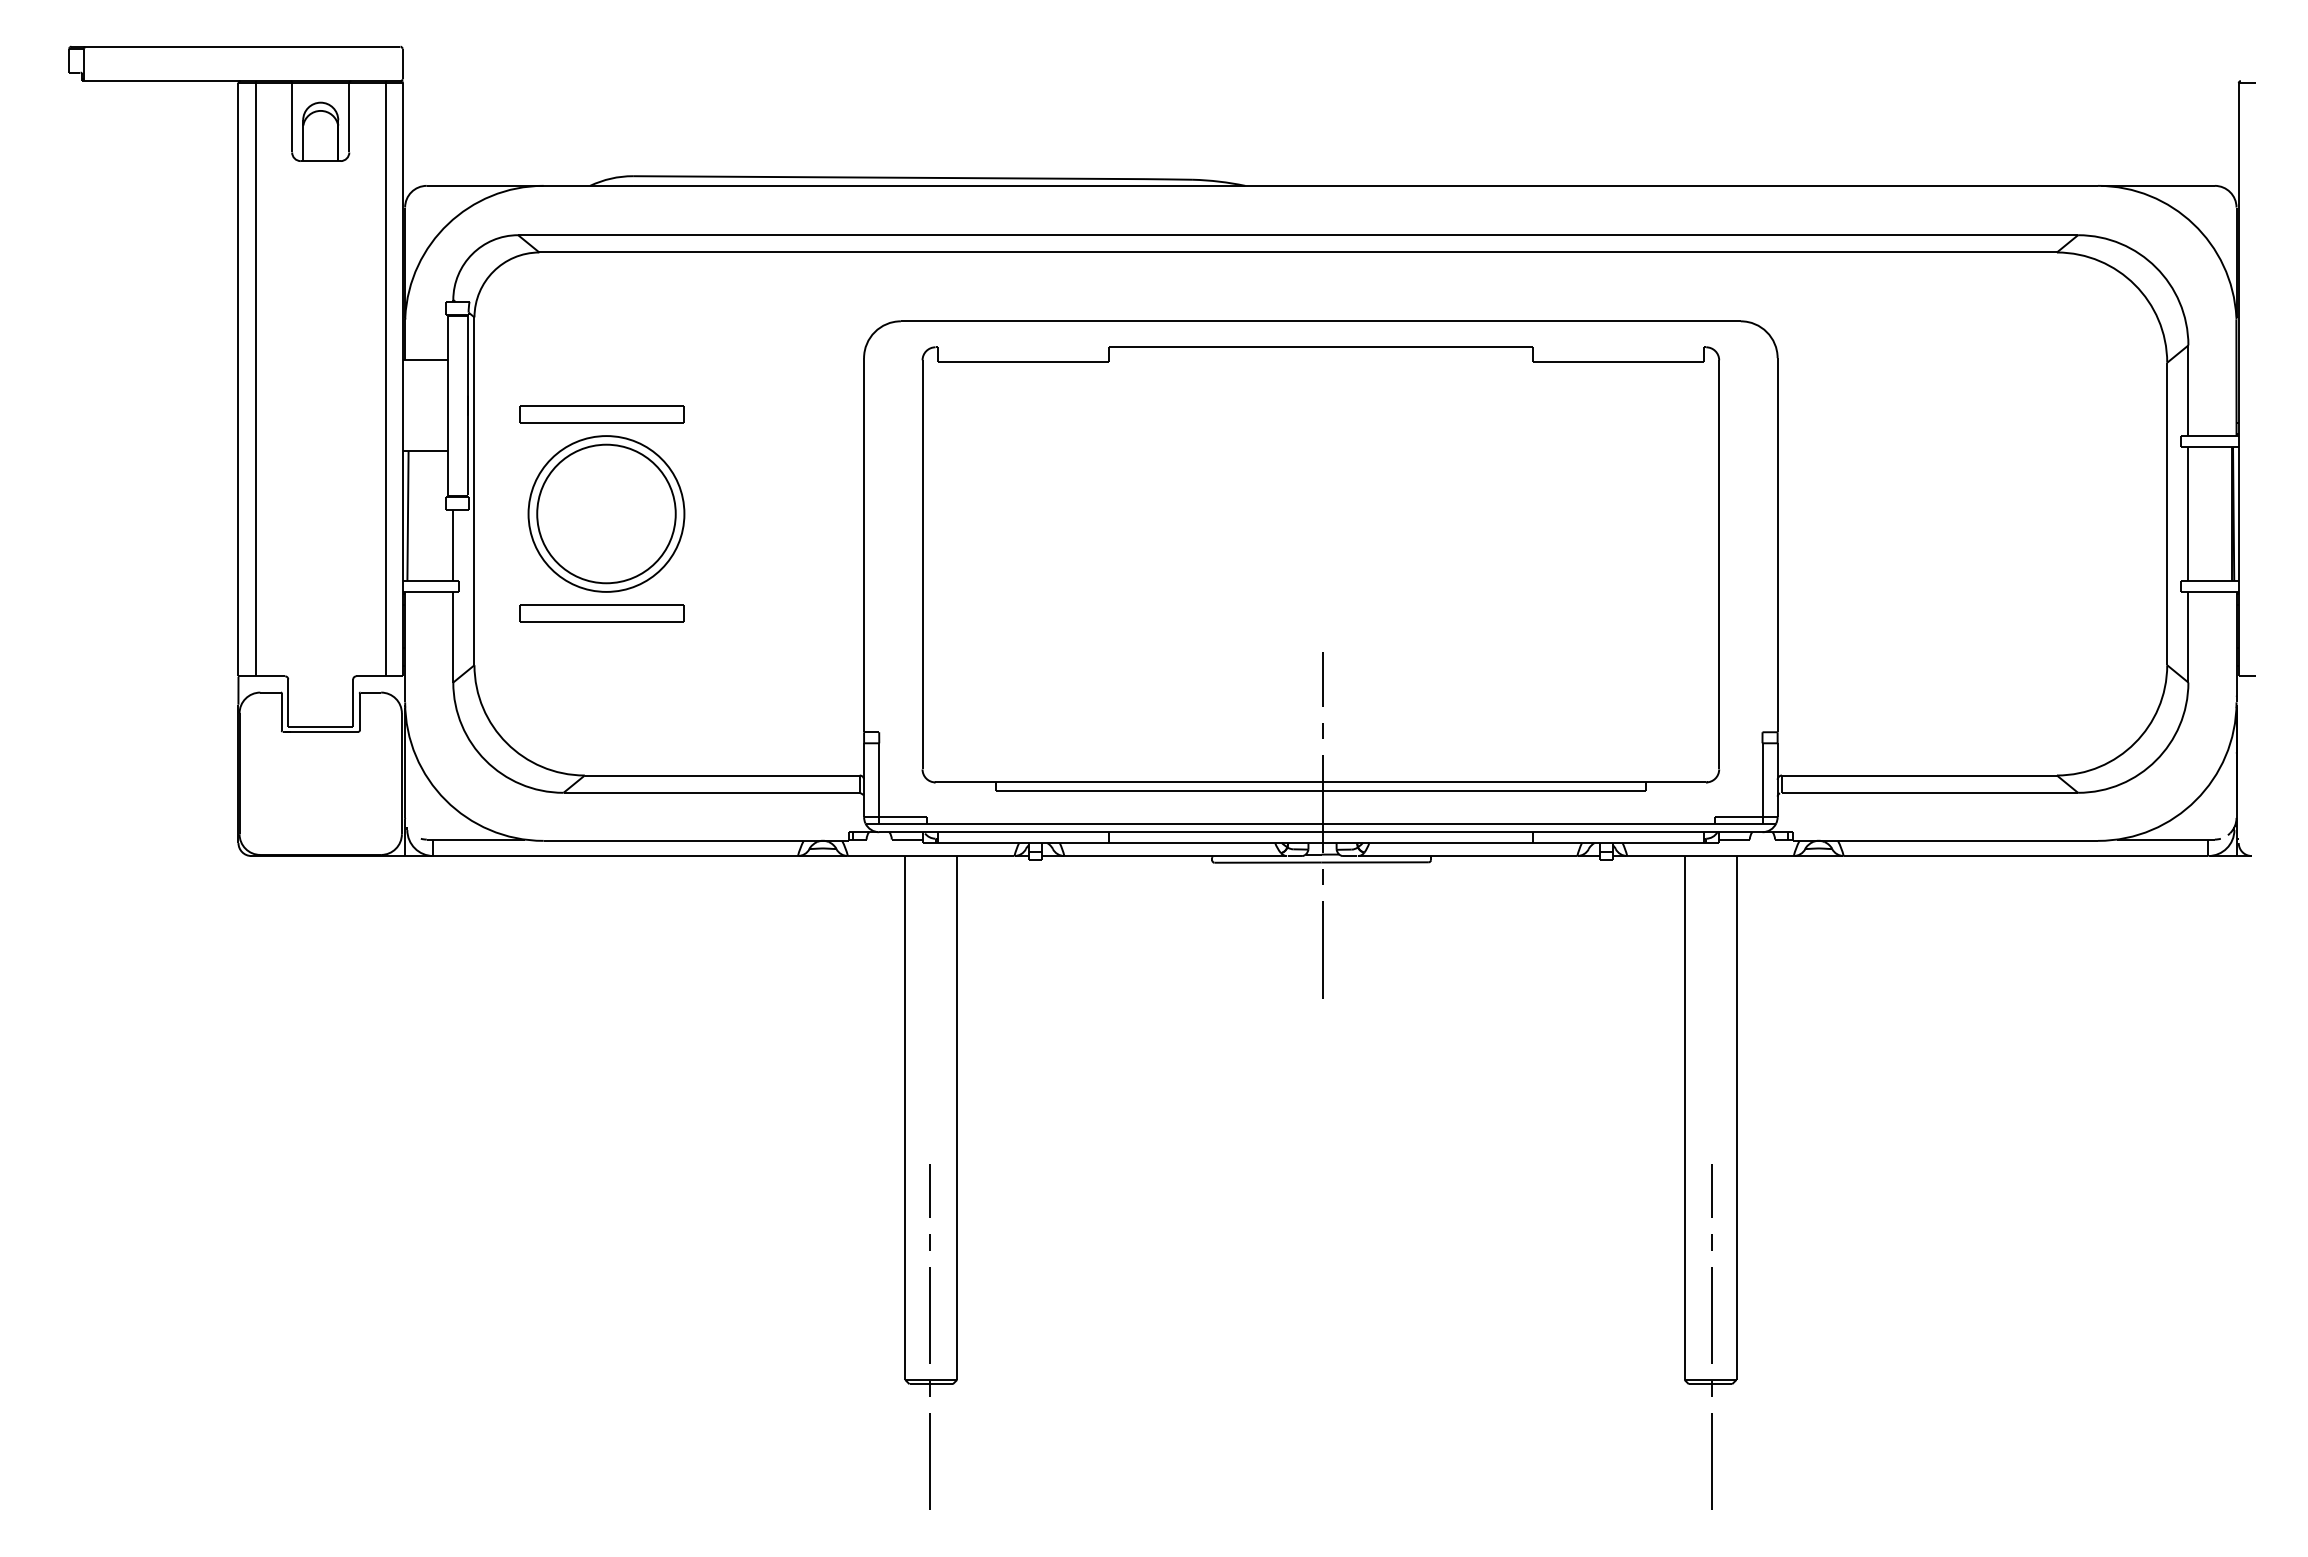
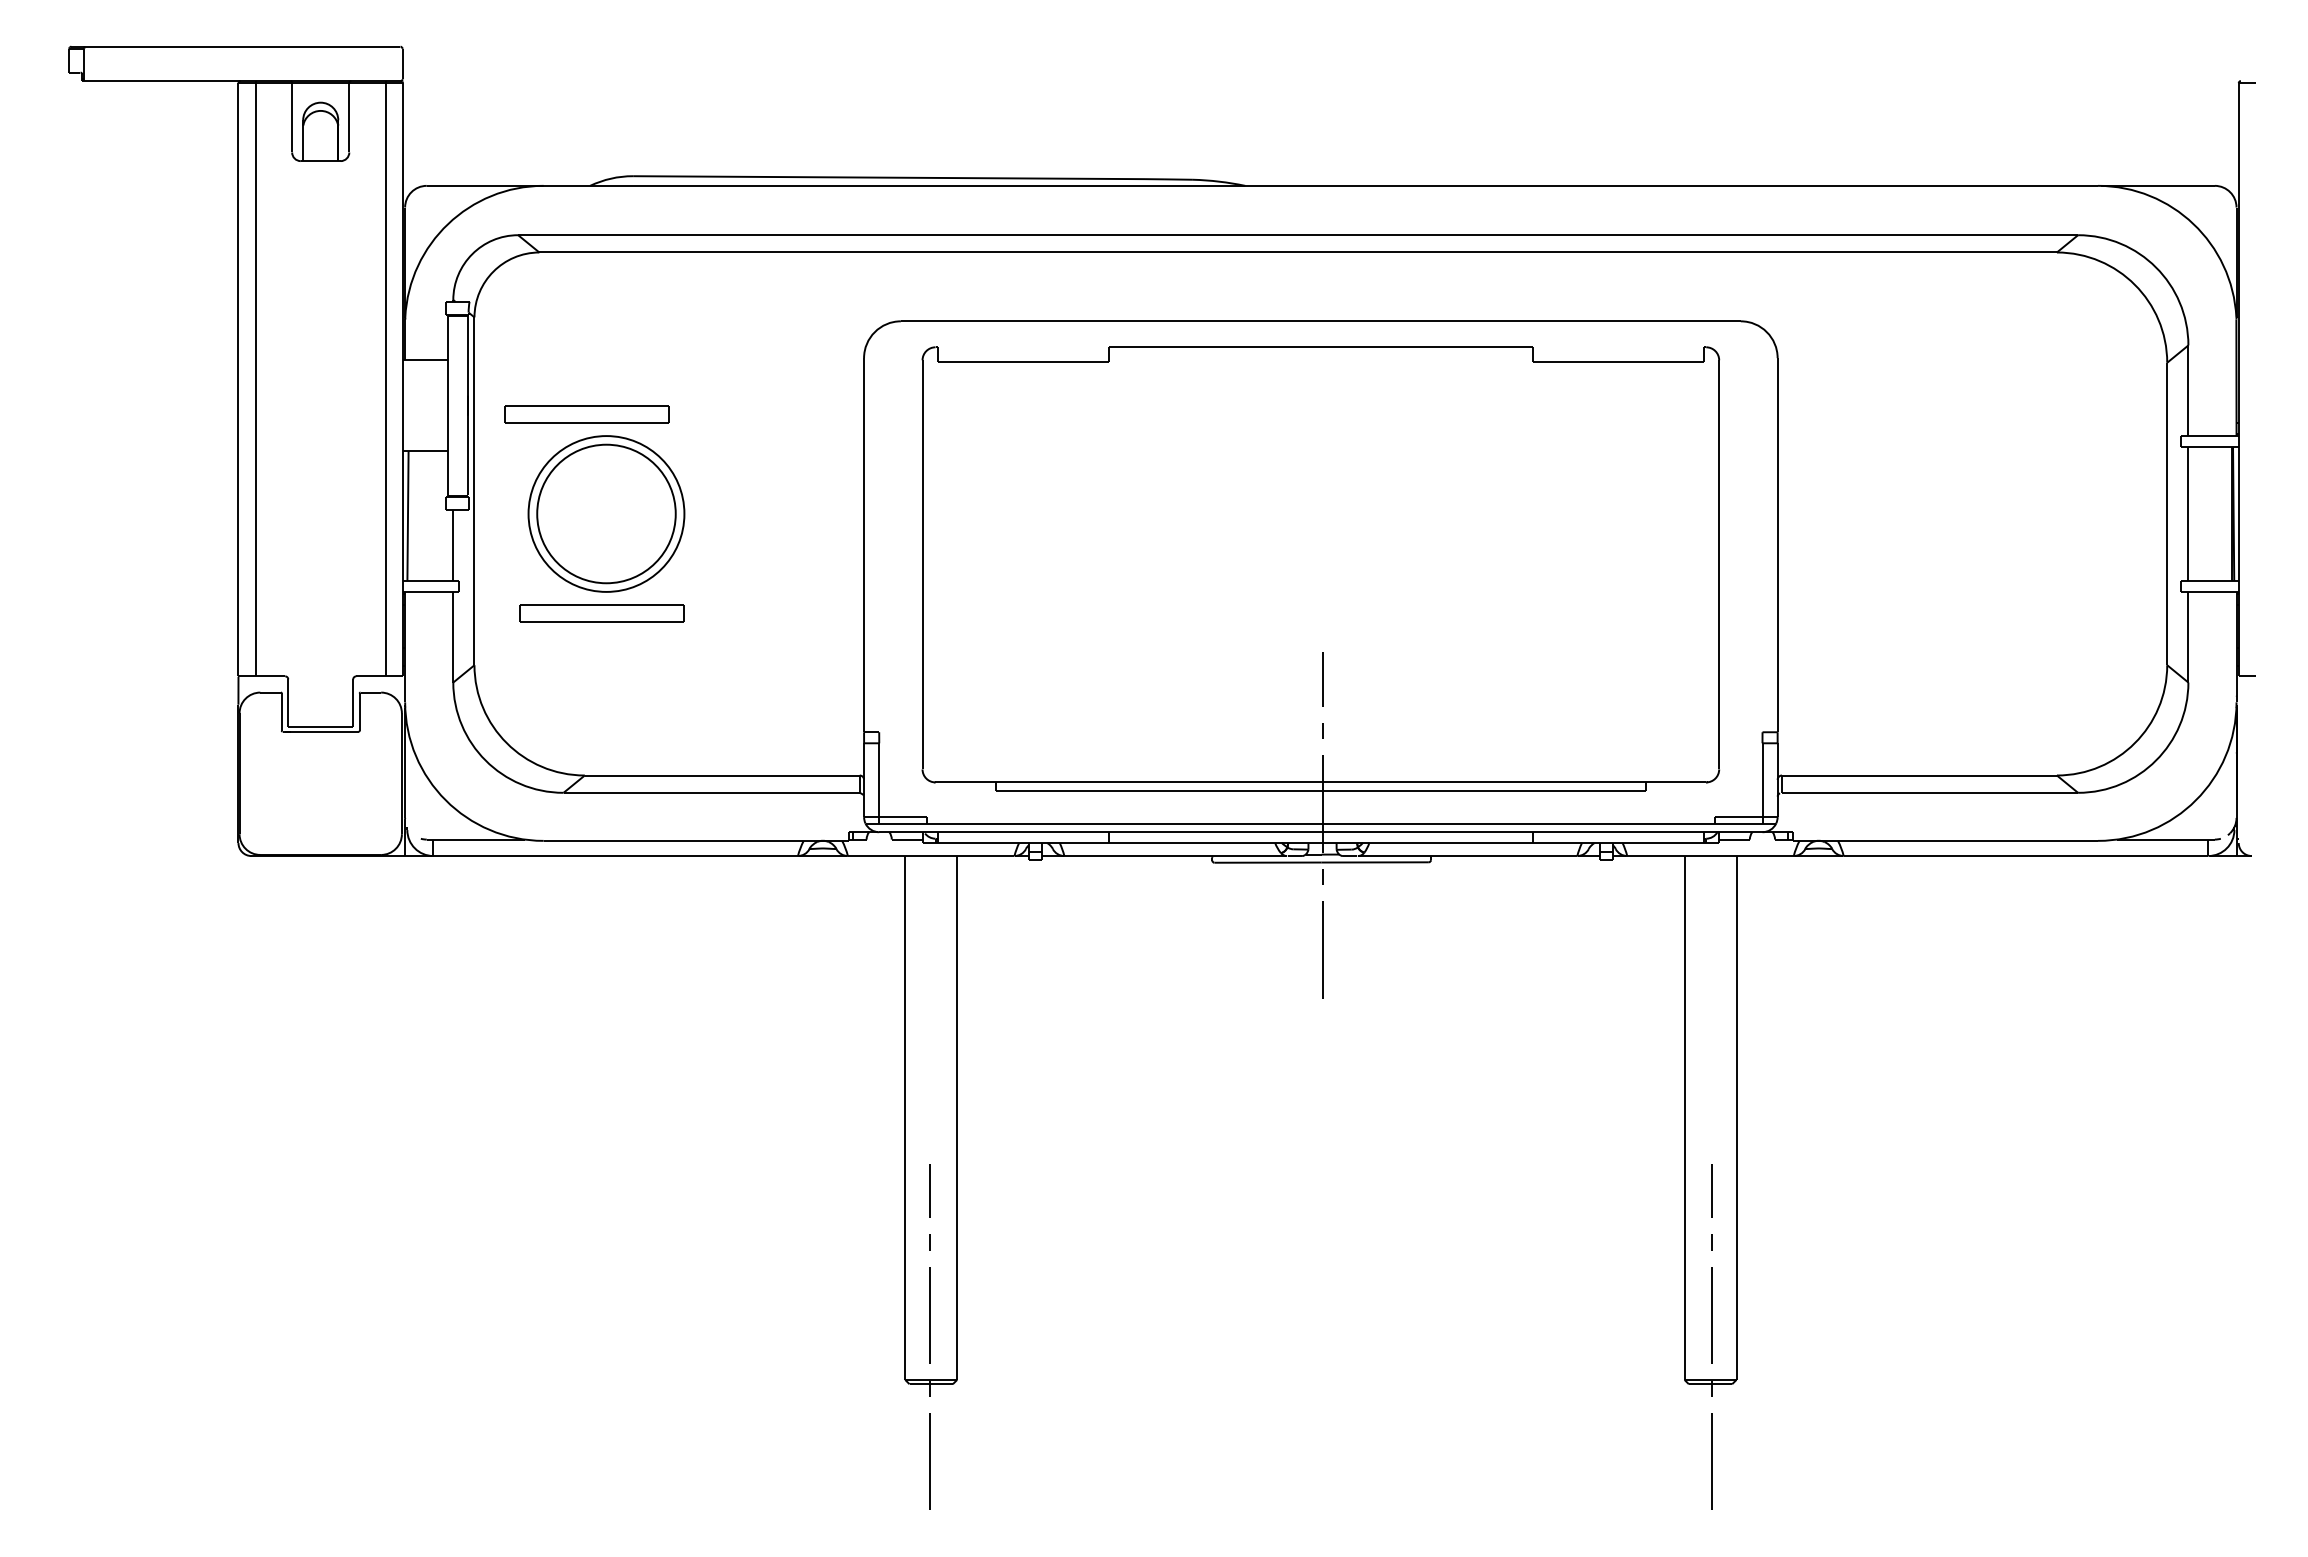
part position: (601, 414) -> (586, 414) (586, 414)
